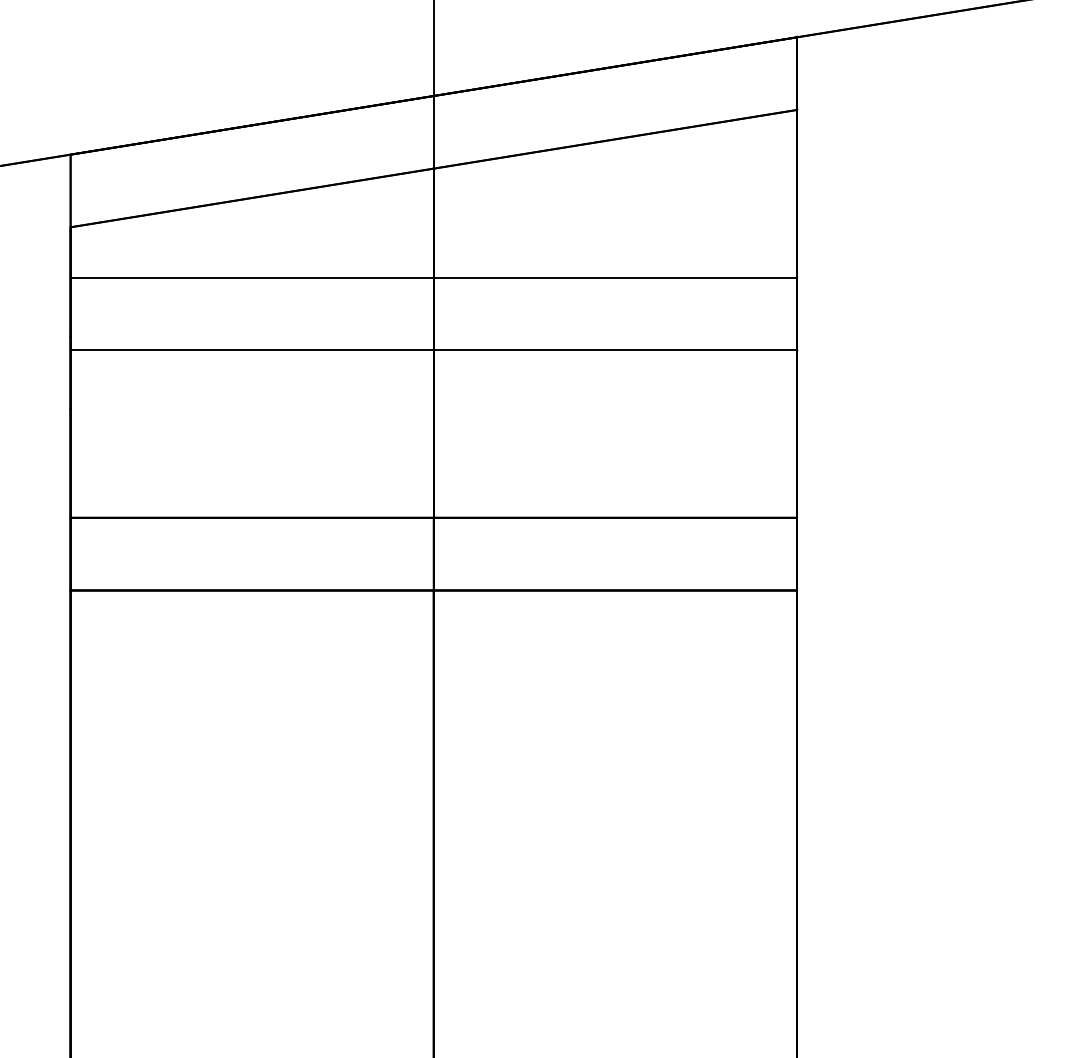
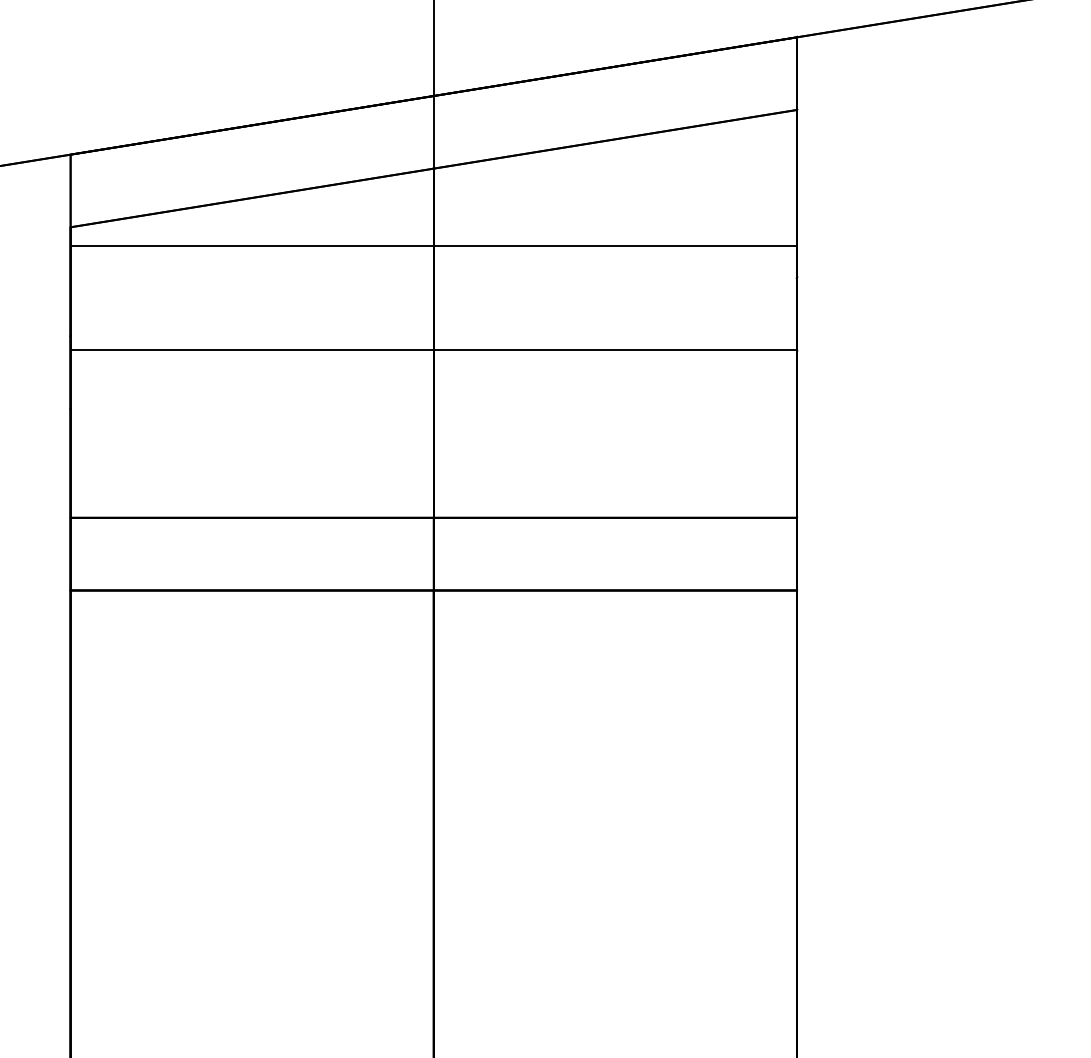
line position: (433, 277) -> (433, 245) (433, 245)
